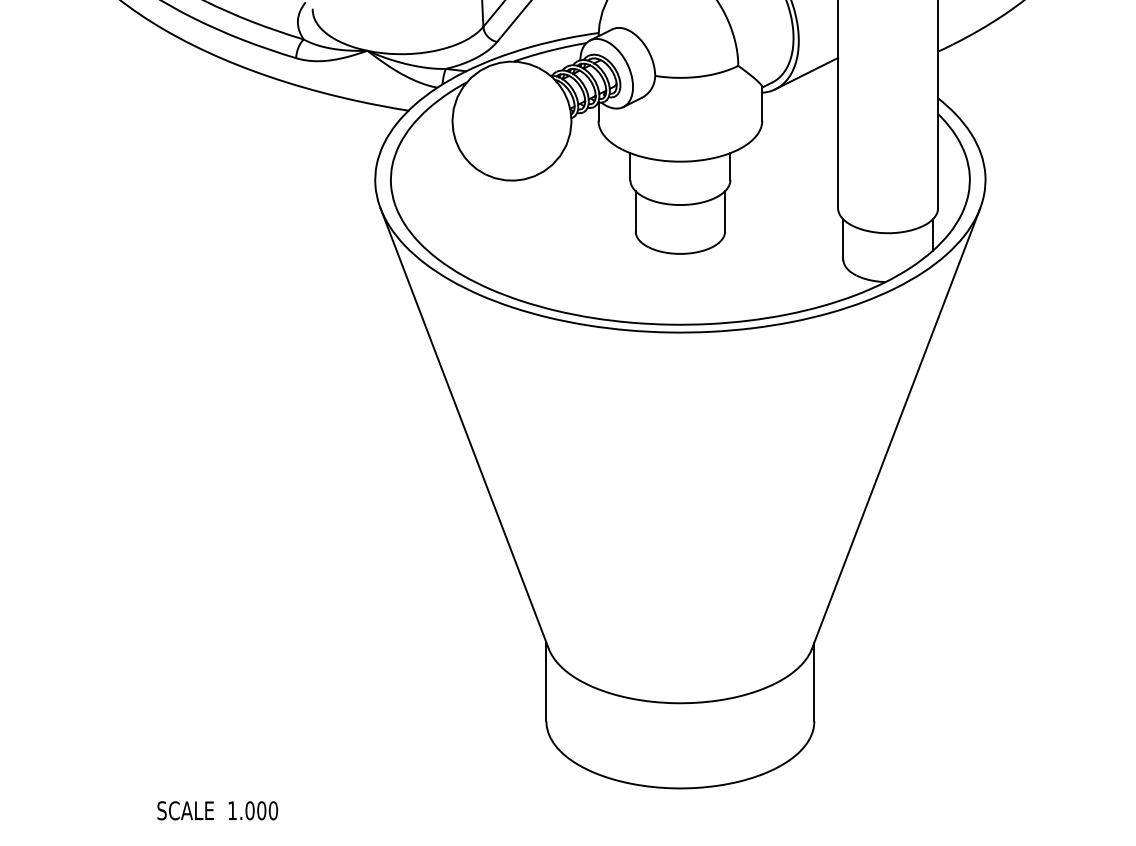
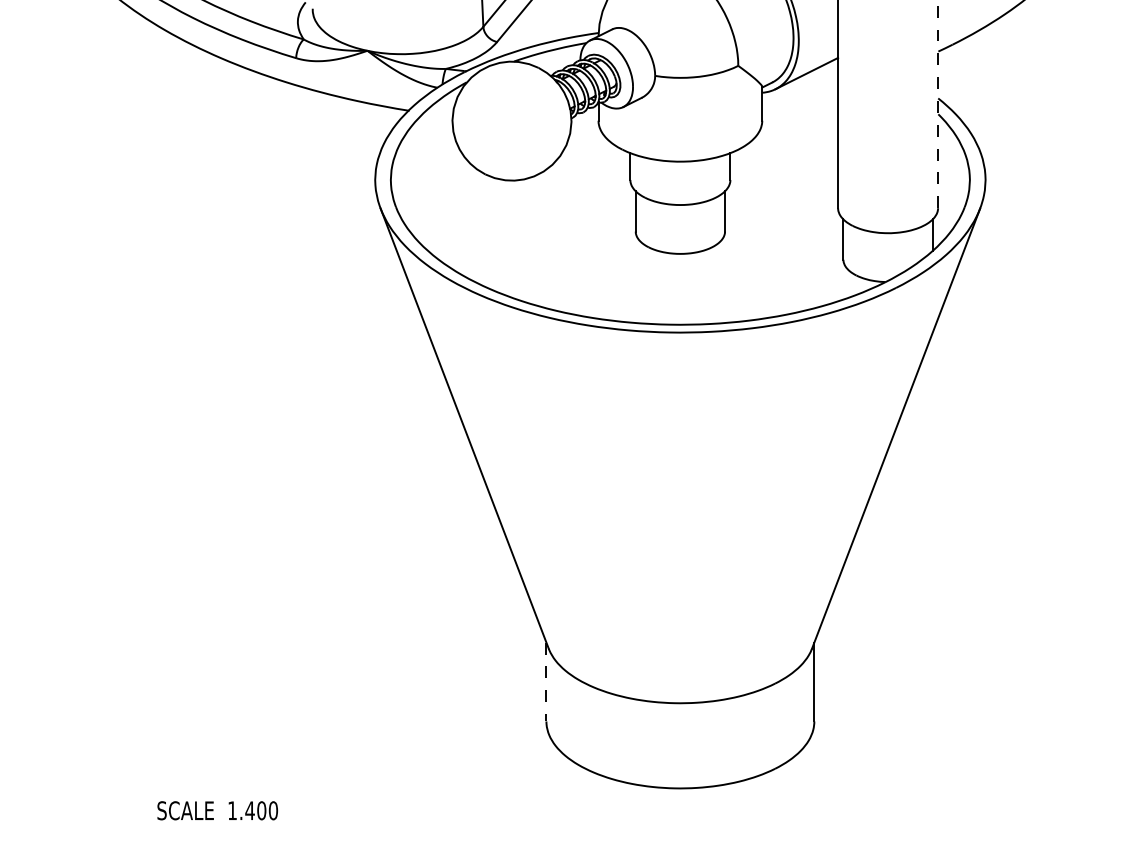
line: solid -> dashed (938, 104)
line: solid -> dashed (546, 682)
text: 1.000 -> 1.400 (249, 810)
